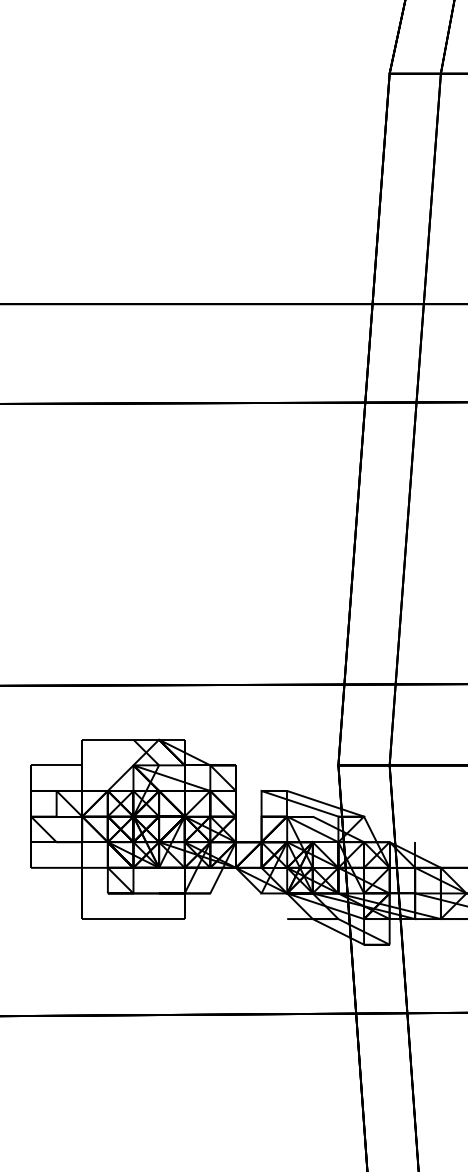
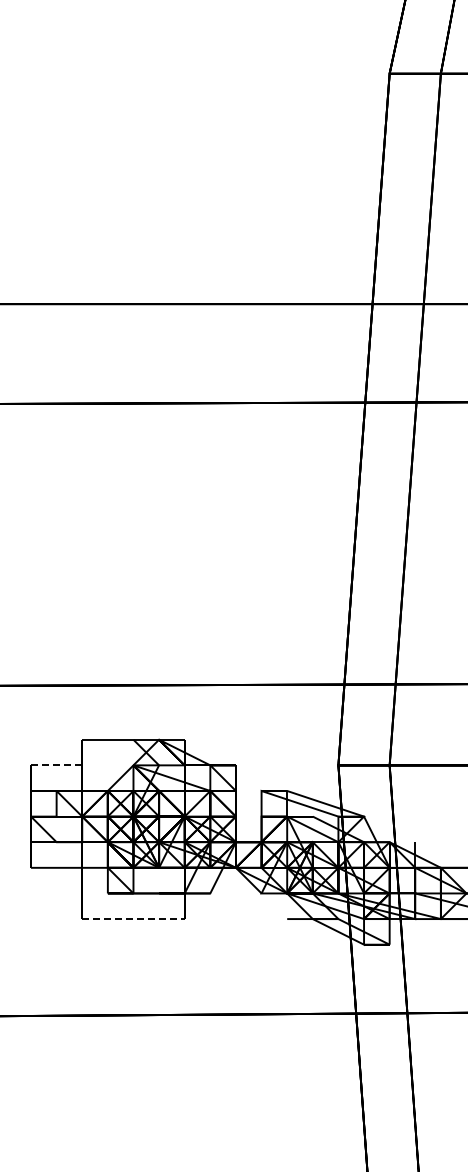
line: solid -> dashed (56, 765)
line: solid -> dashed (133, 919)
